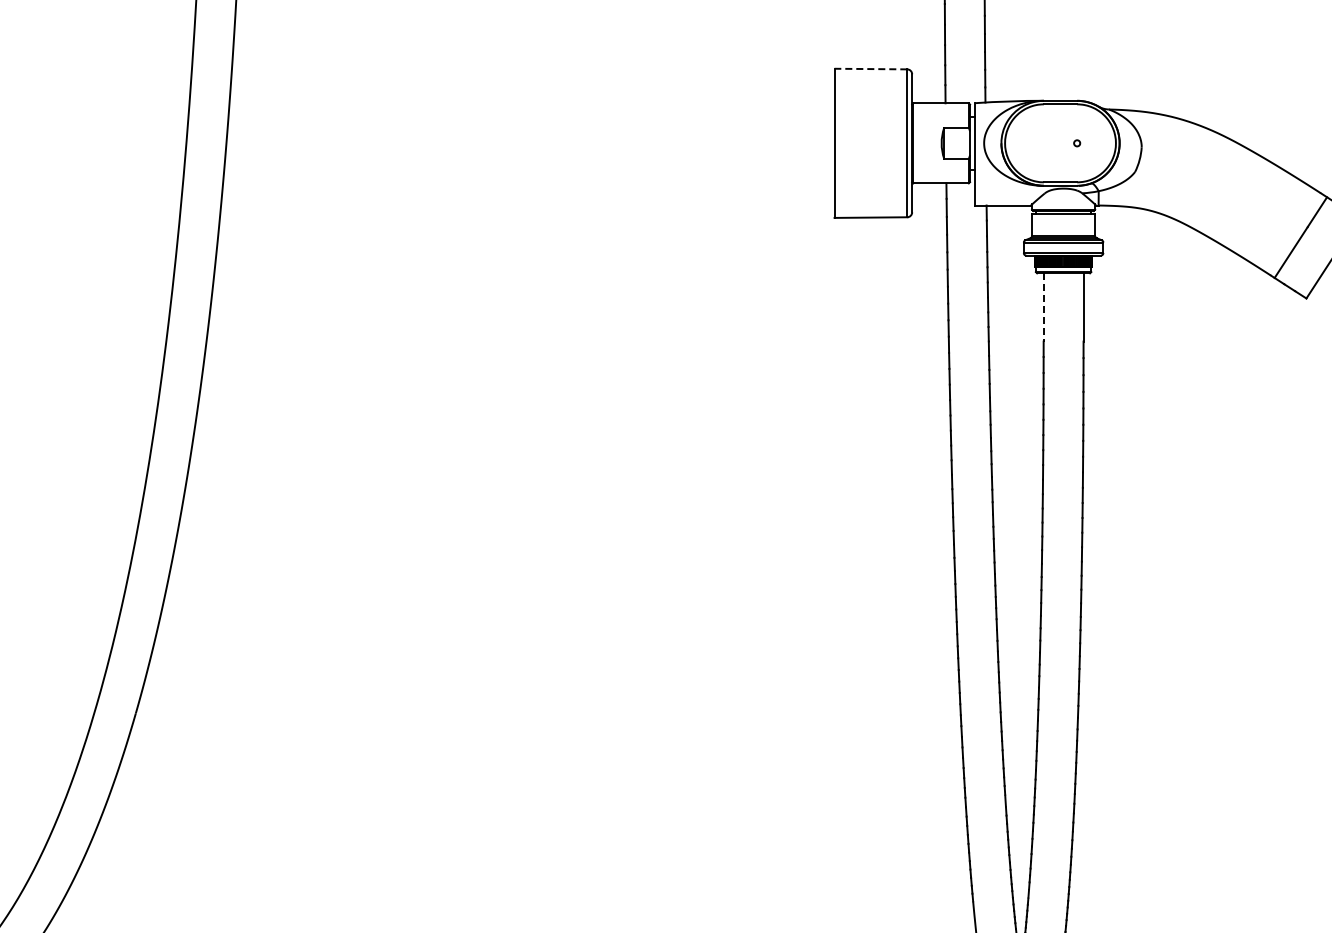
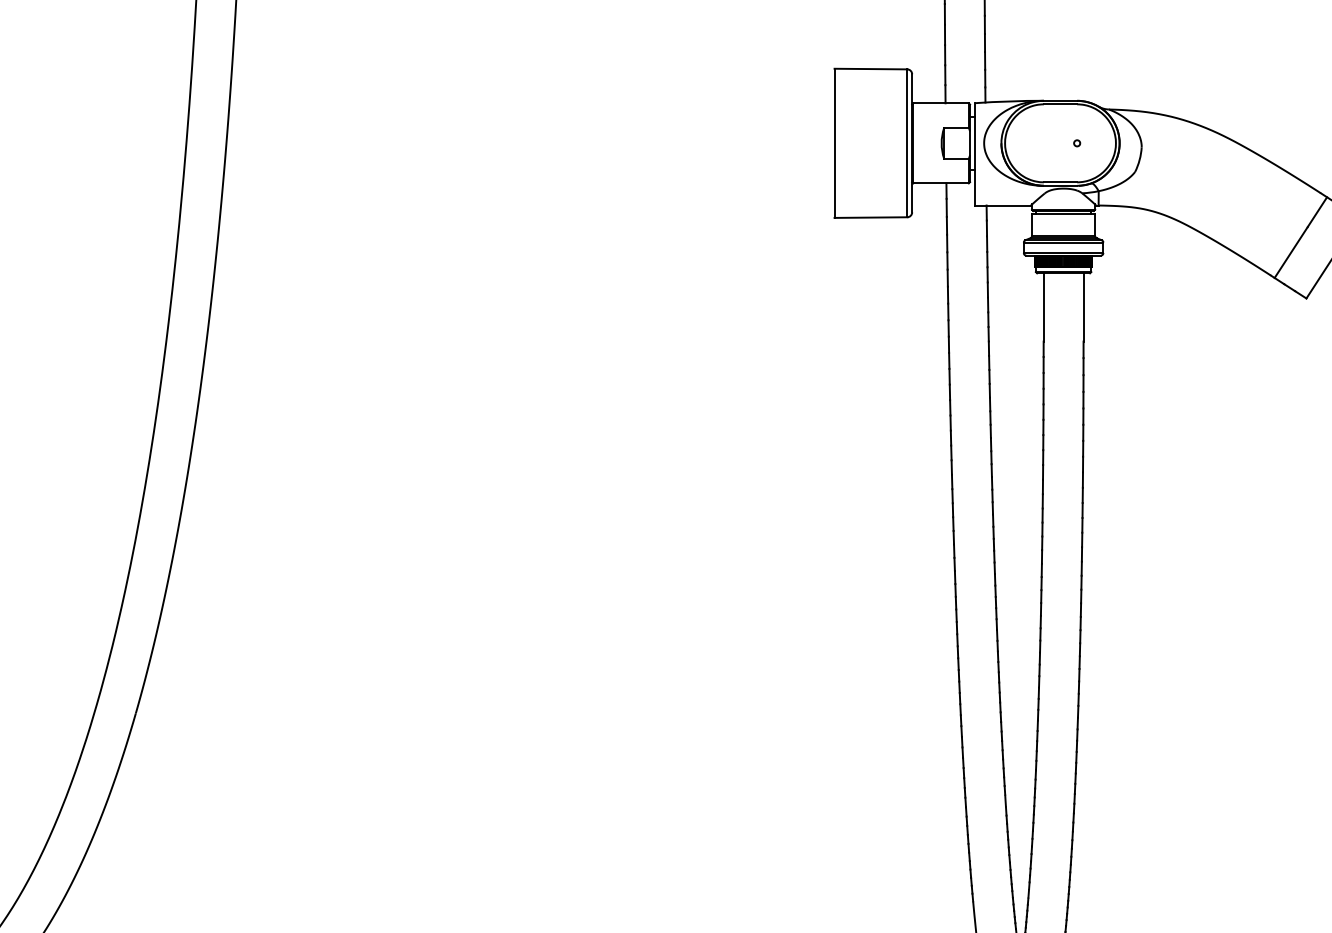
line: dashed -> solid (870, 69)
line: dashed -> solid (1043, 307)
